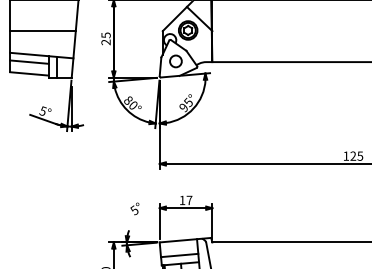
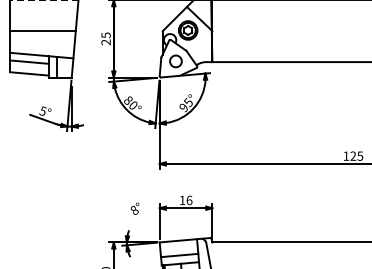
line: solid -> dashed (43, 0)
text: 17 -> 16 (189, 200)
text: 5° -> 8° (134, 210)
